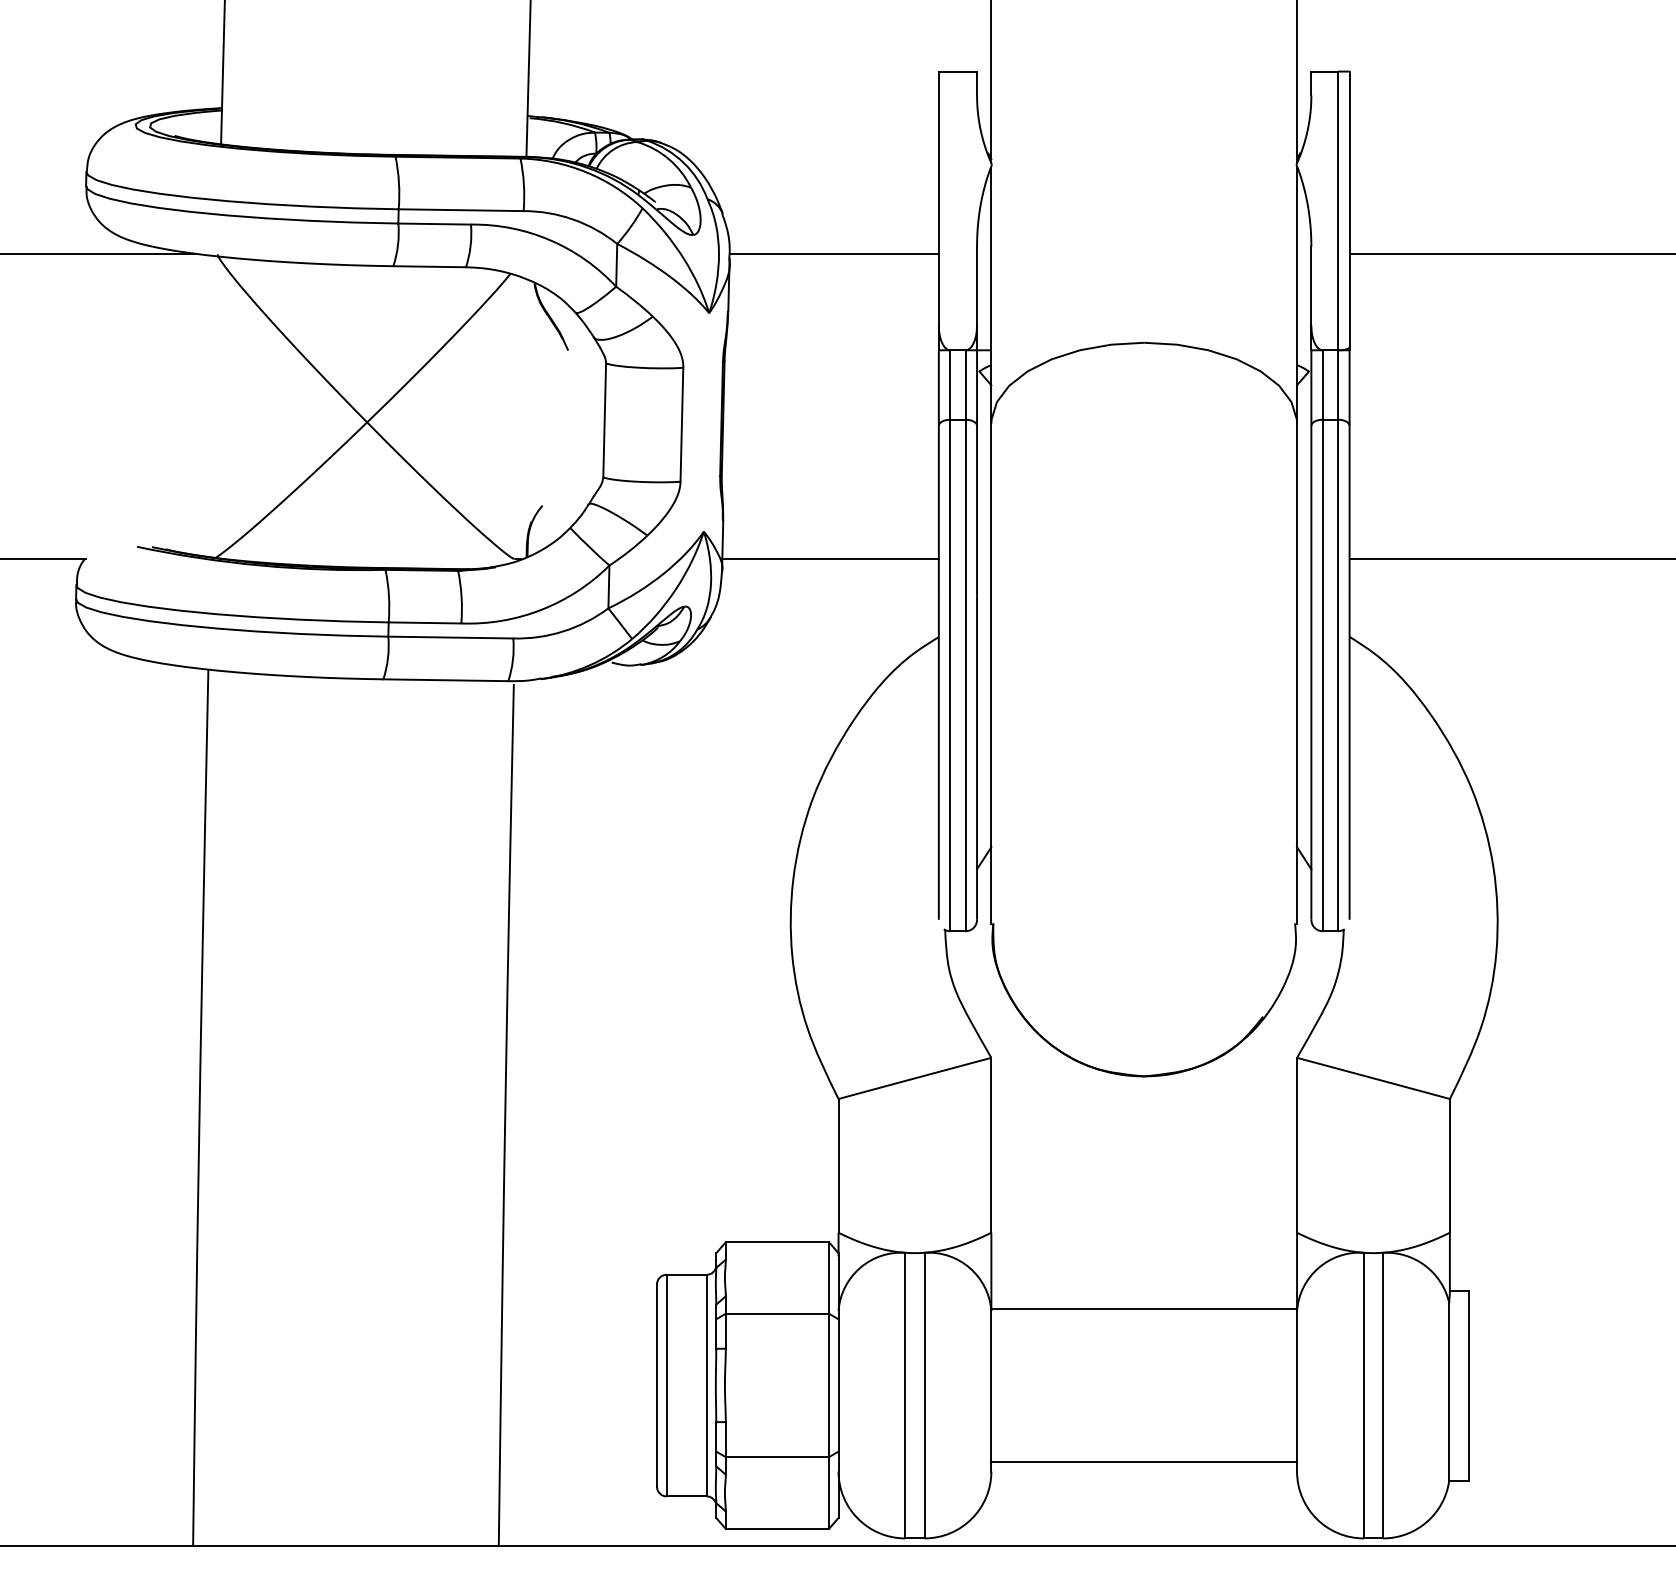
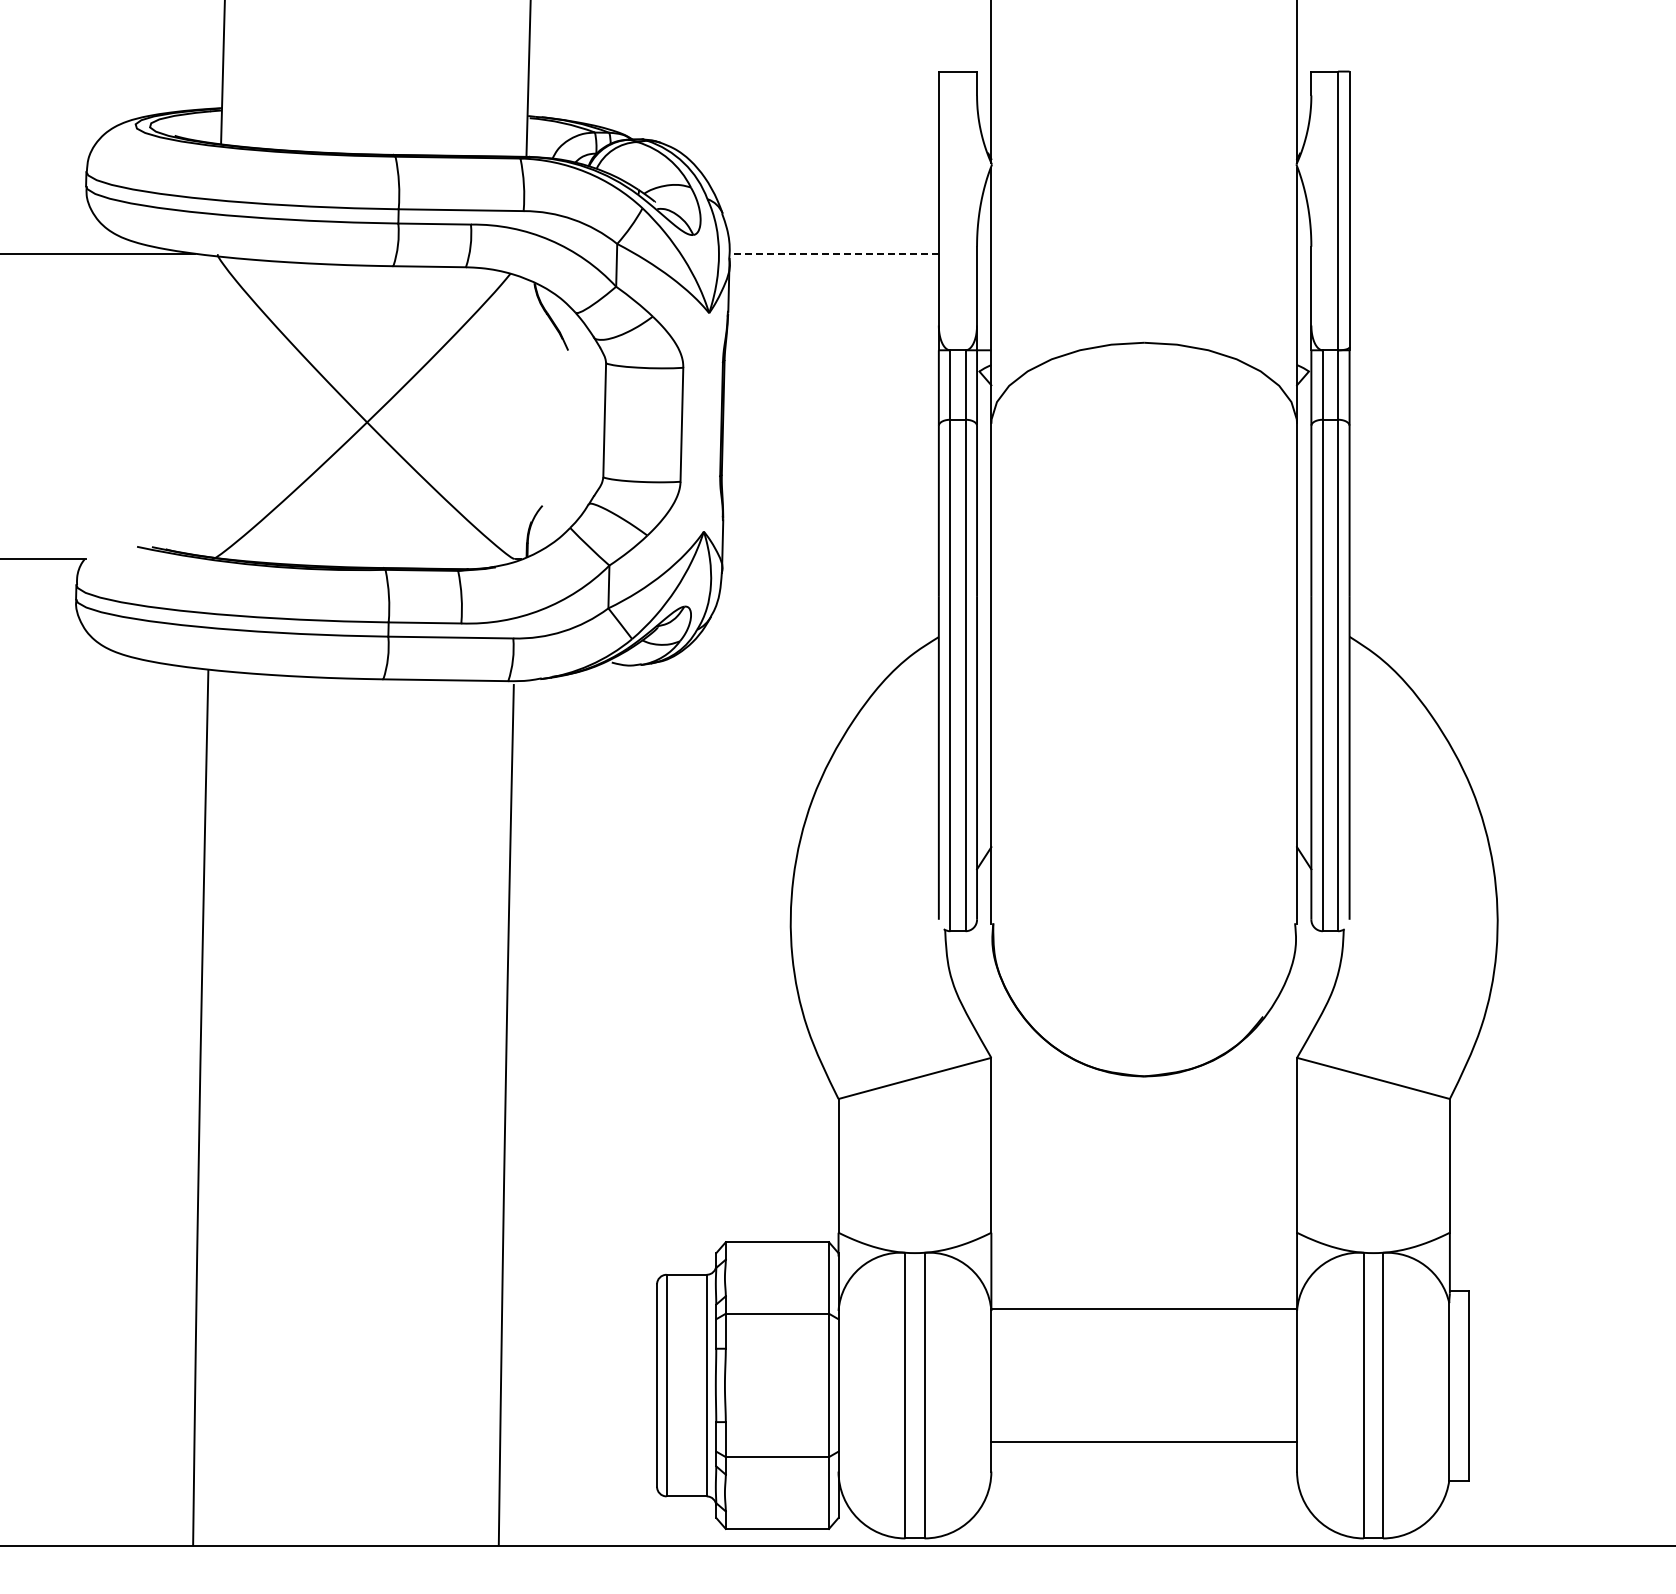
line: solid -> dashed (834, 253)
line: present -> none (1510, 253)
line: present -> none (830, 559)
line: present -> none (1510, 559)
line position: (1144, 1462) -> (1144, 1442) (1144, 1442)
